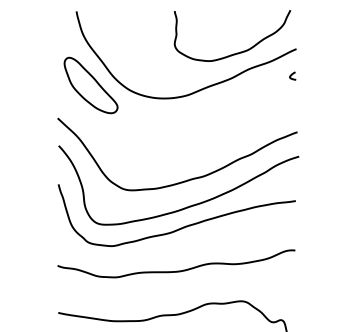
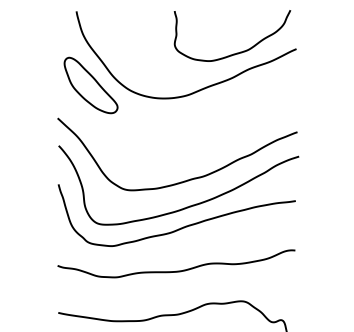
curve: present -> none (292, 75)
